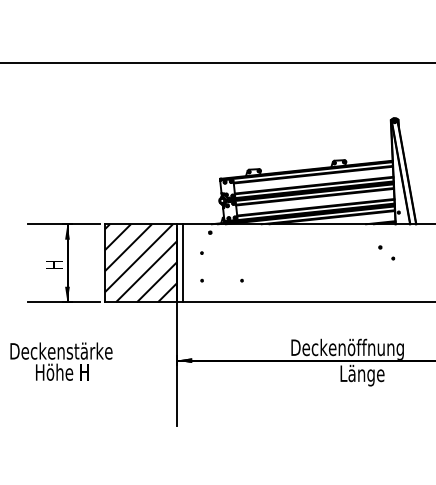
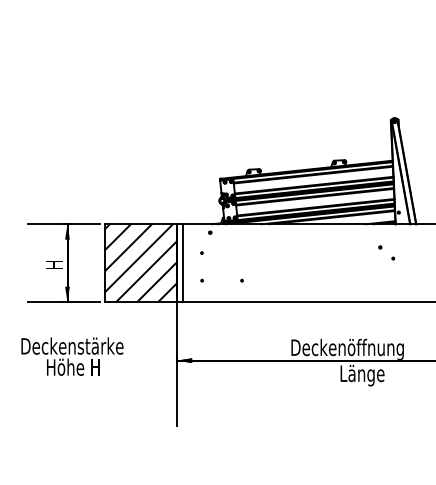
line: present -> none (217, 63)
text position: (61, 361) -> (72, 356) (72, 356)
